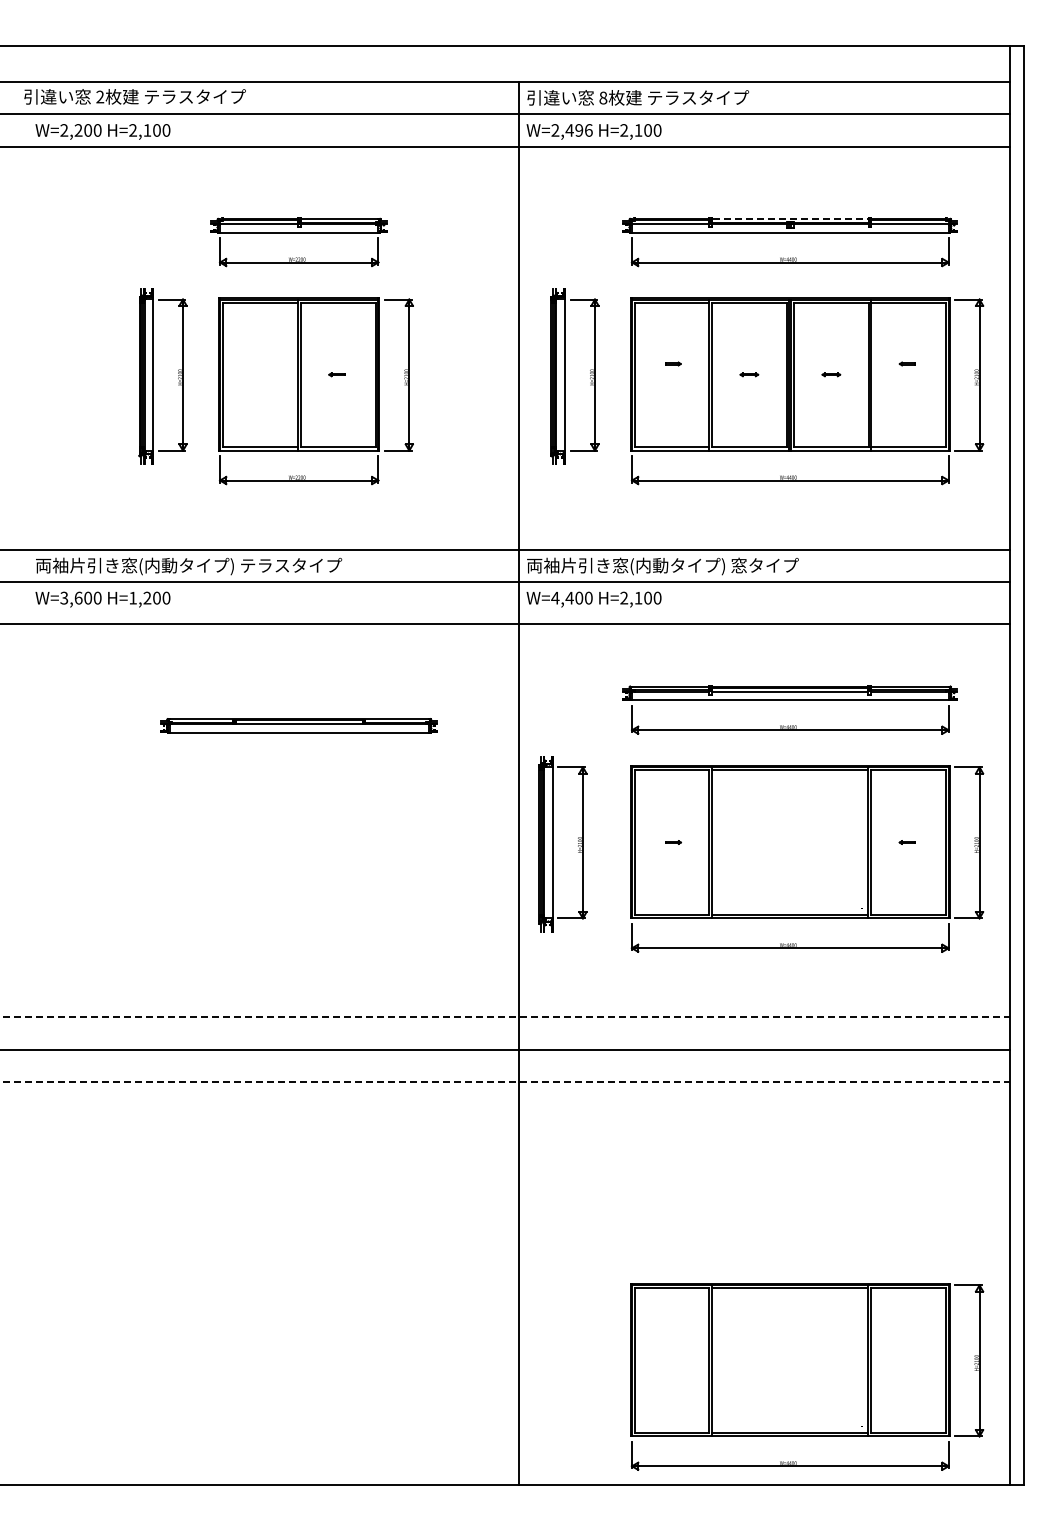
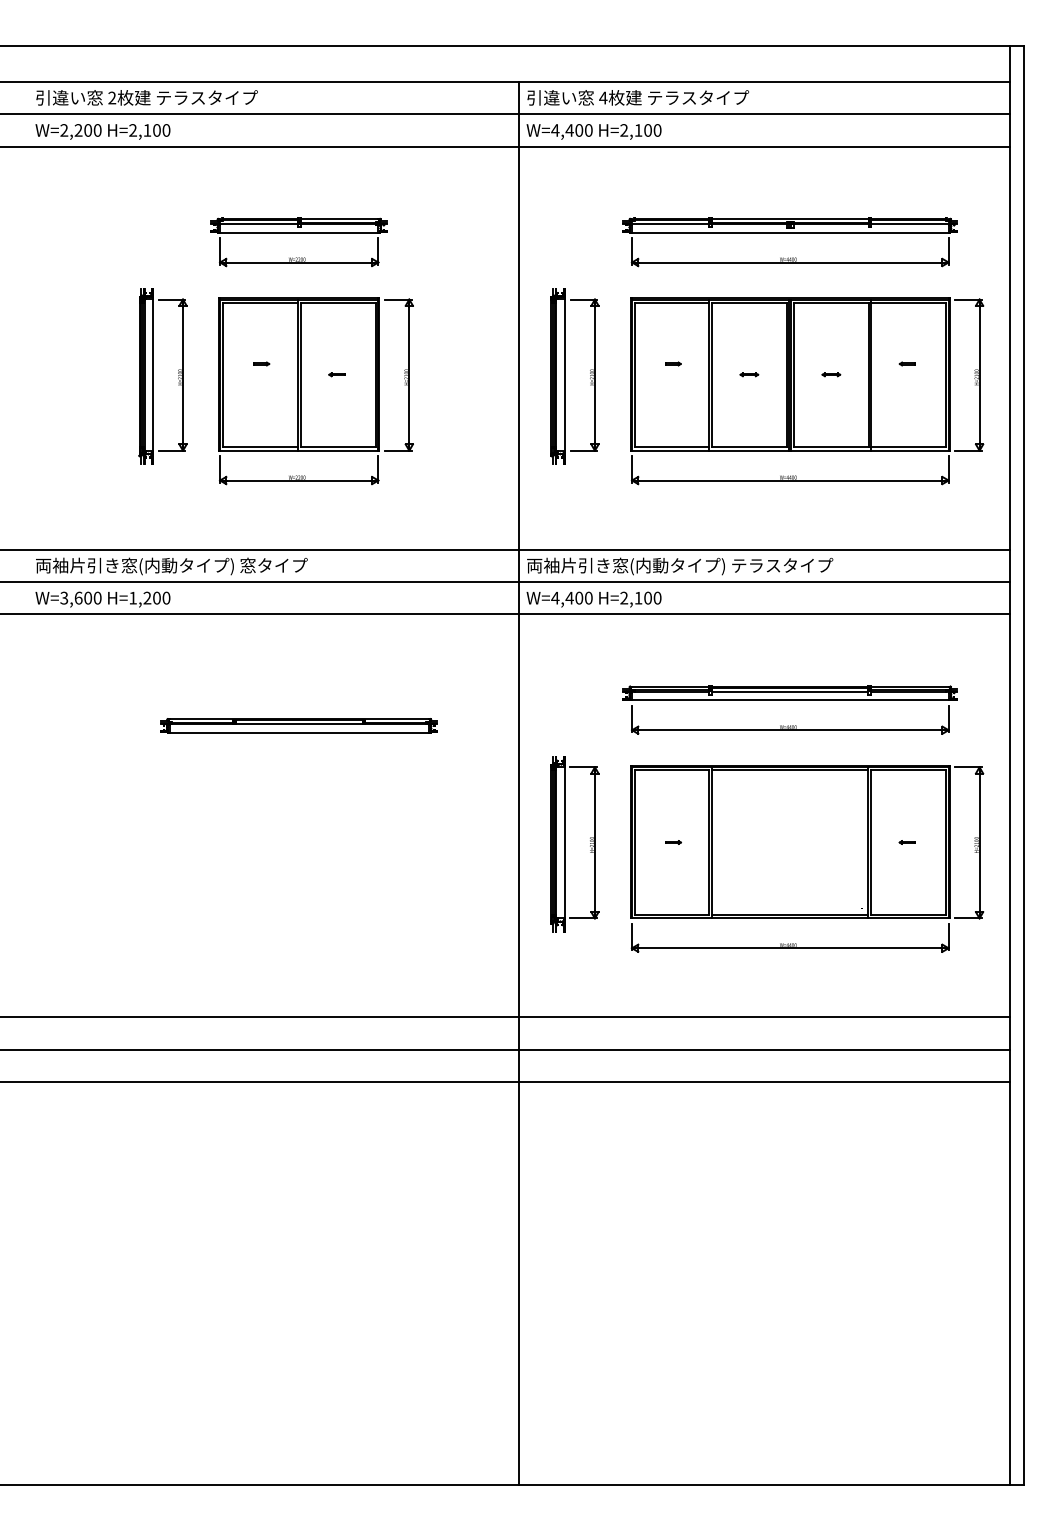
text position: (134, 96) -> (146, 97) (146, 97)
text: 8 -> 4 (603, 97)
text: W=2,496 -> W=4,400 (571, 130)
line: dashed -> solid (790, 218)
part: none -> present (261, 363)
text: 両袖片引き窓(内動タイプ) テラスタイプ -> 両袖片引き窓(内動タイプ) 窓タイプ (291, 565)
text: 両袖片引き窓(内動タイプ) 窓タイプ -> 両袖片引き窓(内動タイプ) テラスタイプ (782, 565)
line position: (506, 624) -> (506, 614) (506, 614)
part position: (553, 844) -> (565, 844) (565, 844)
line: dashed -> solid (505, 1017)
line: dashed -> solid (505, 1082)
part: present -> none (807, 1376)
